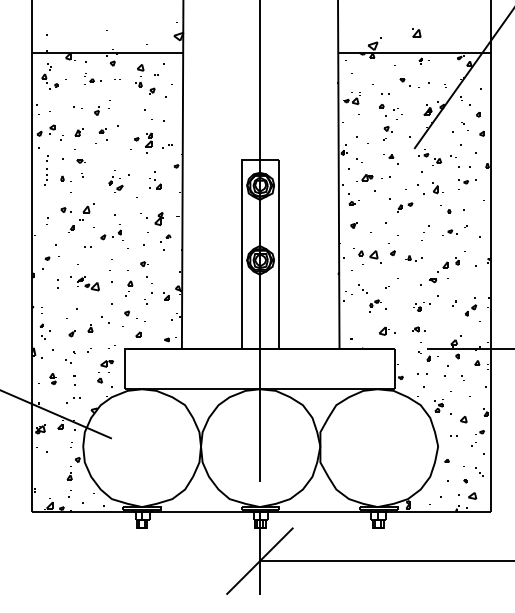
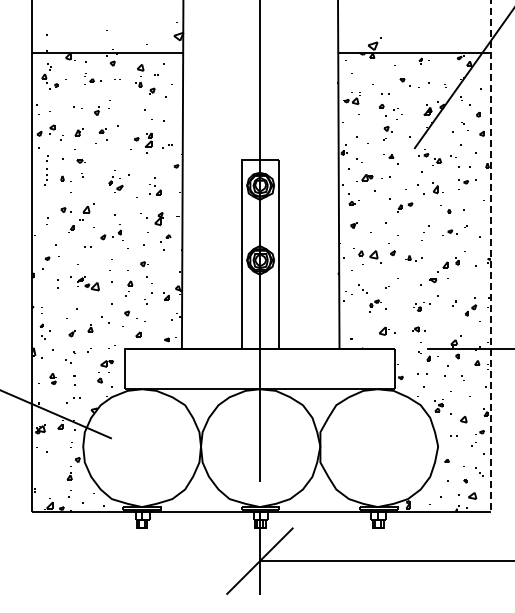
part: present -> none (416, 32)
part position: (155, 180) -> (155, 186) (155, 186)
line: solid -> dashed (490, 256)
